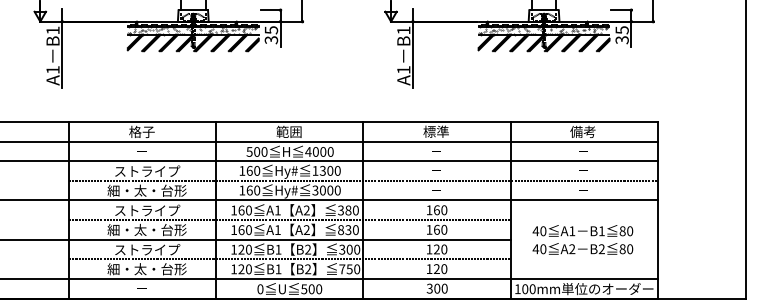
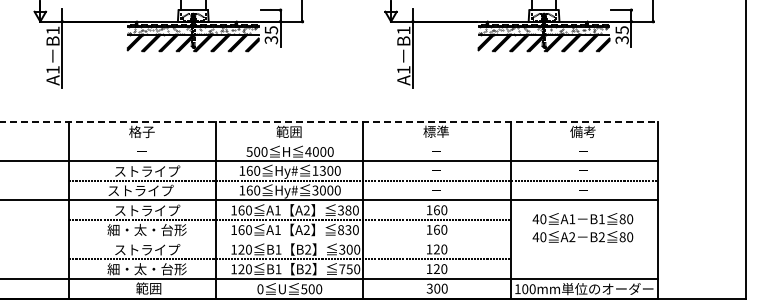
line: solid -> dashed (328, 122)
line: present -> none (329, 141)
text: 細・太・台形 -> ストライプ (146, 190)
line: present -> none (256, 239)
text position: (582, 239) -> (582, 227) (582, 227)
text: － -> 範囲 (148, 288)
